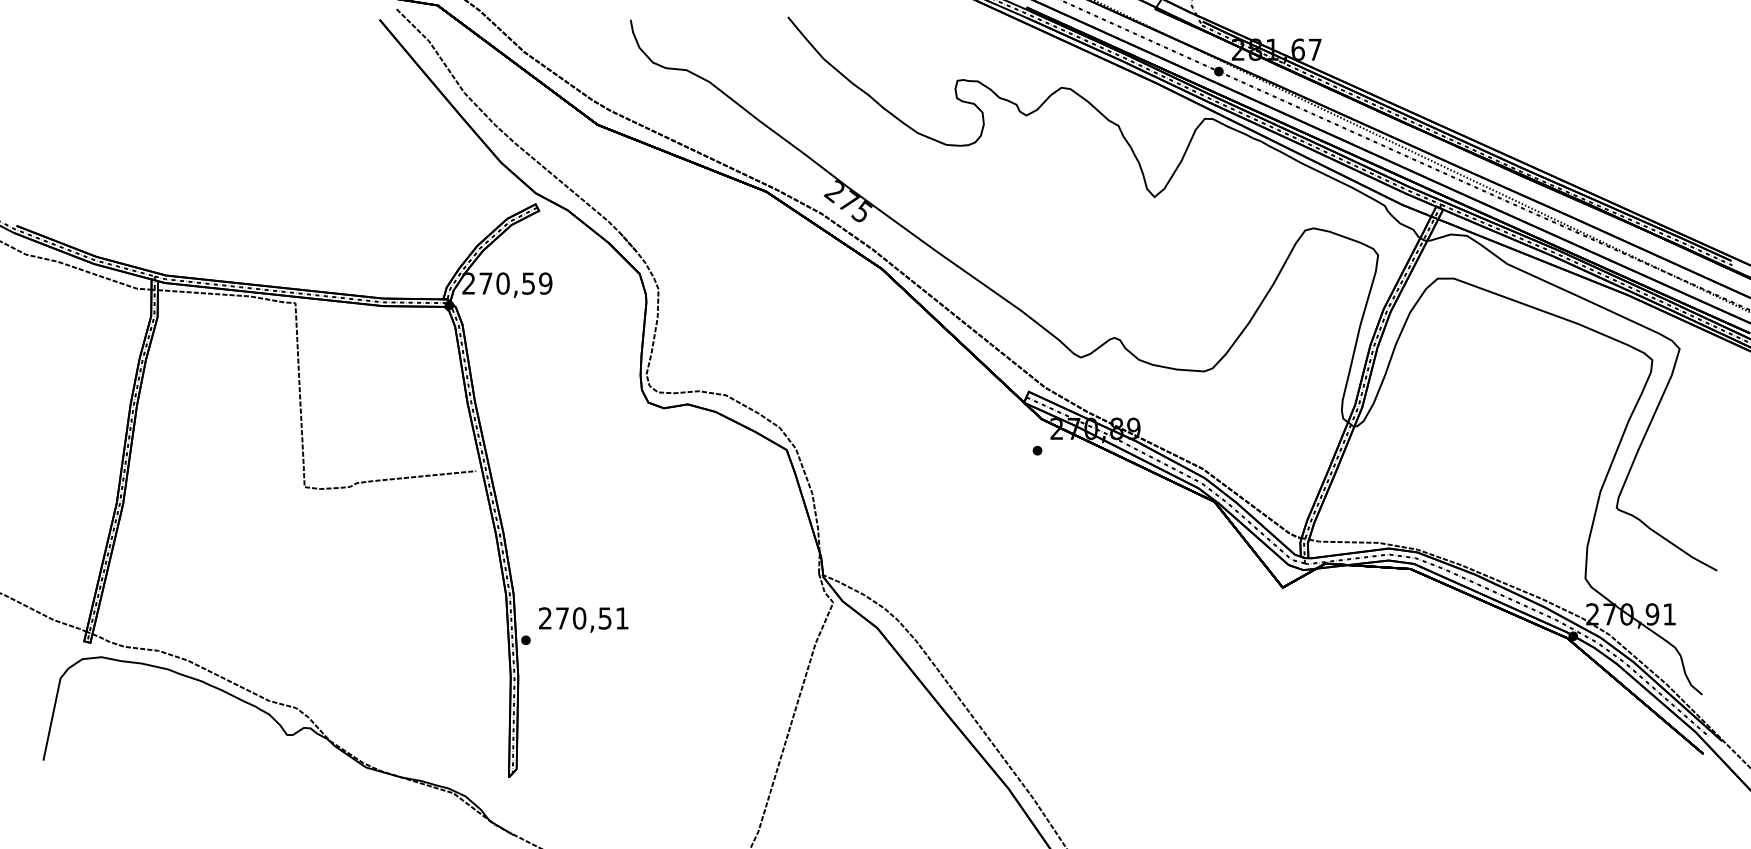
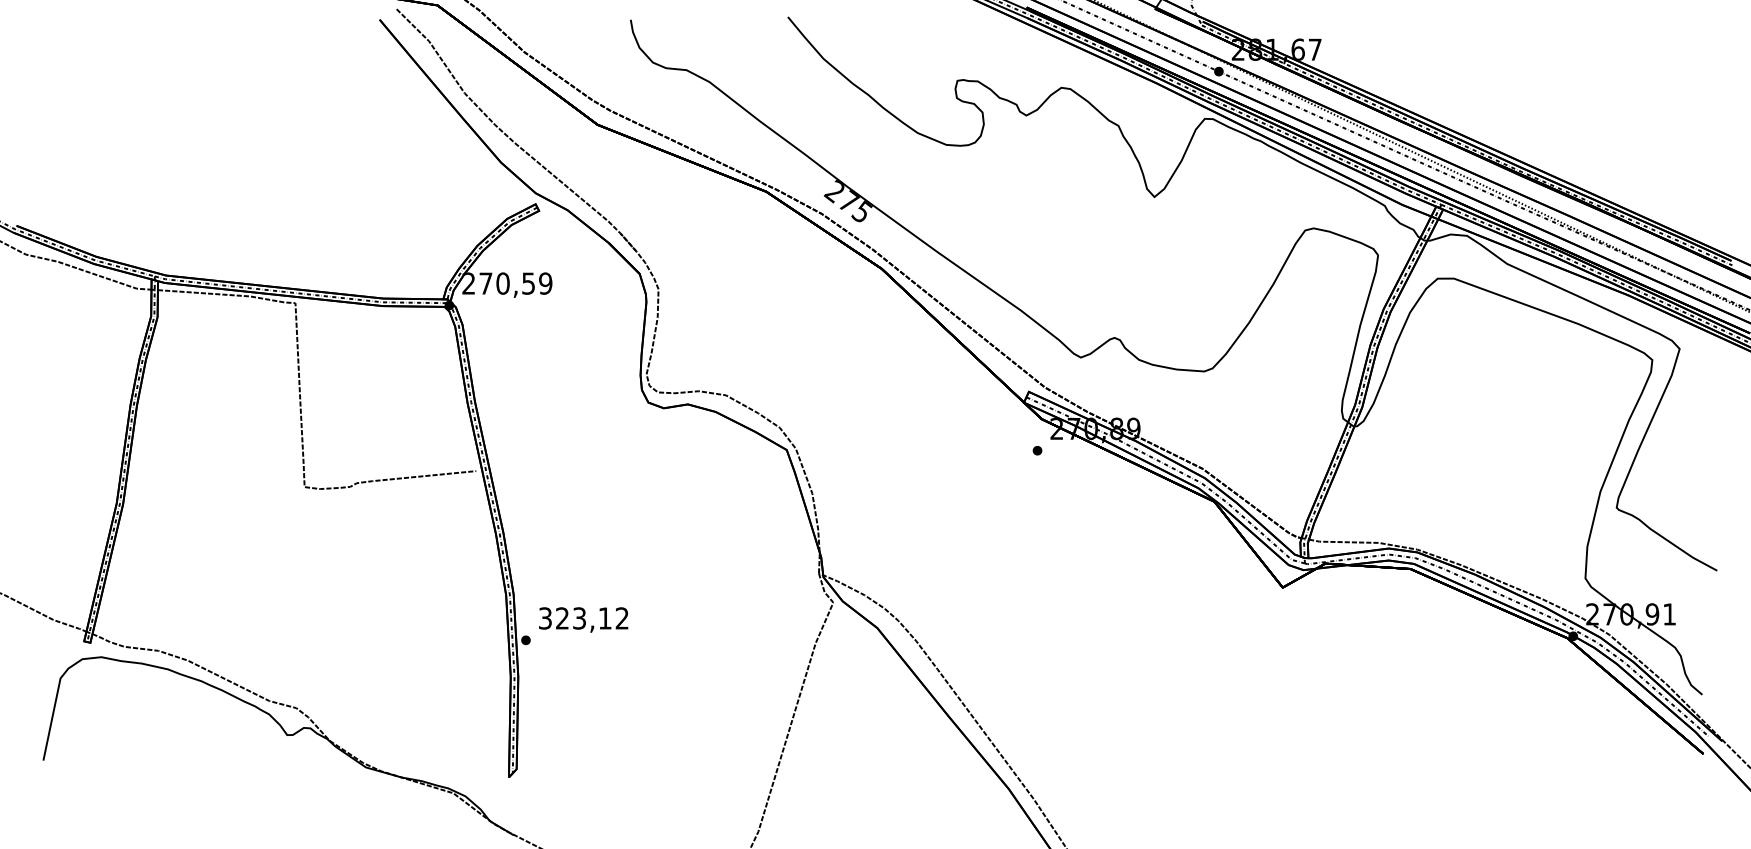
text: 270,51 -> 323,12 (583, 618)
